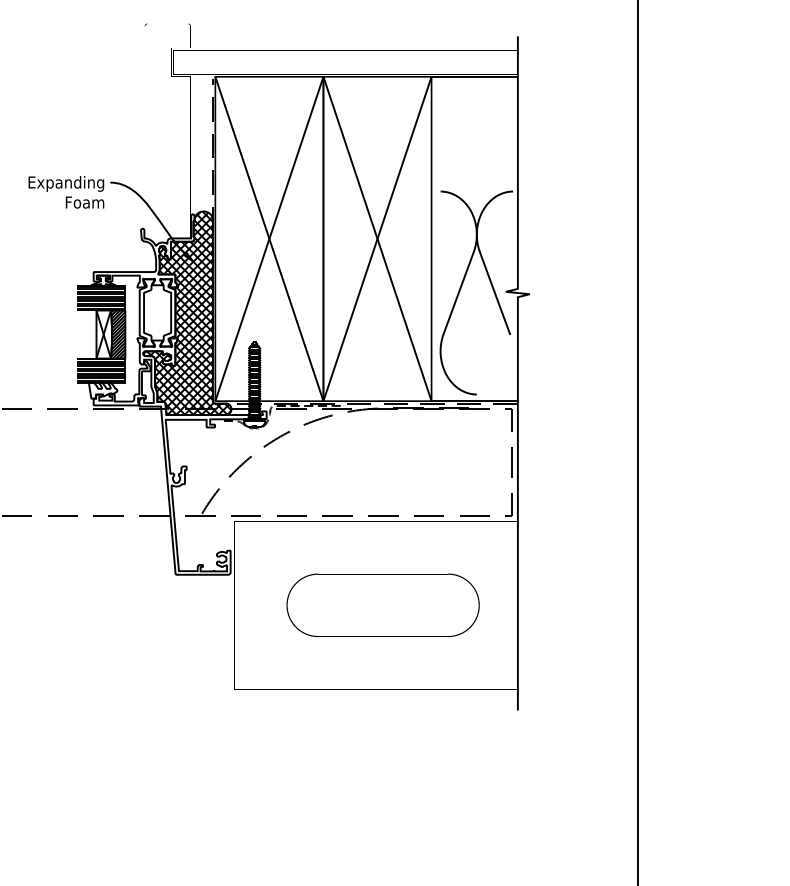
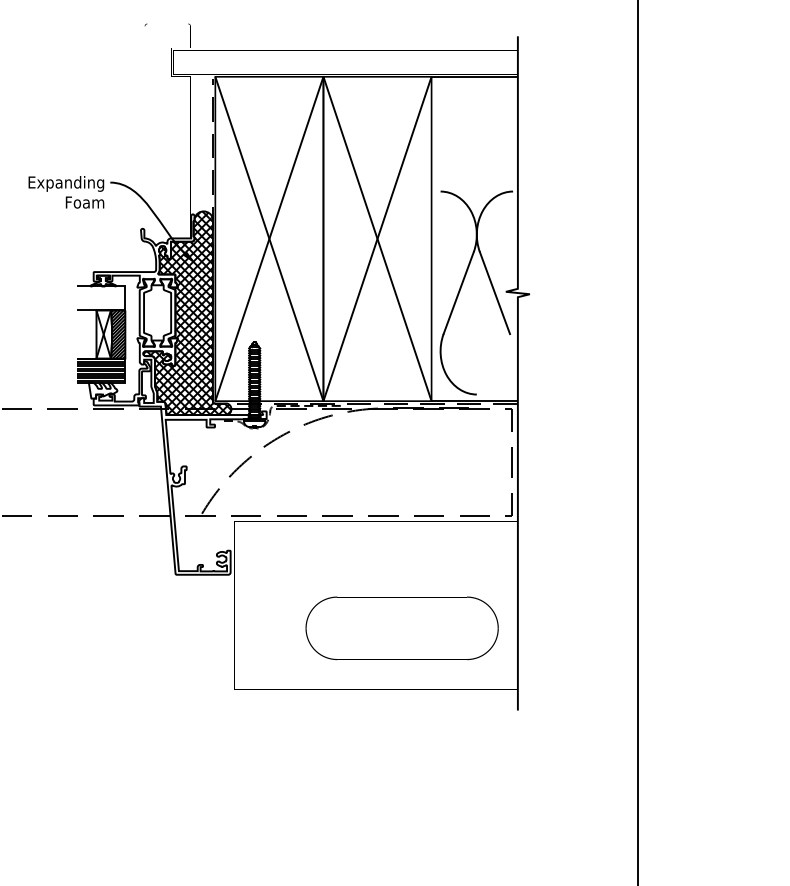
hatch: present -> none (101, 297)
part position: (382, 605) -> (401, 628) (401, 628)
